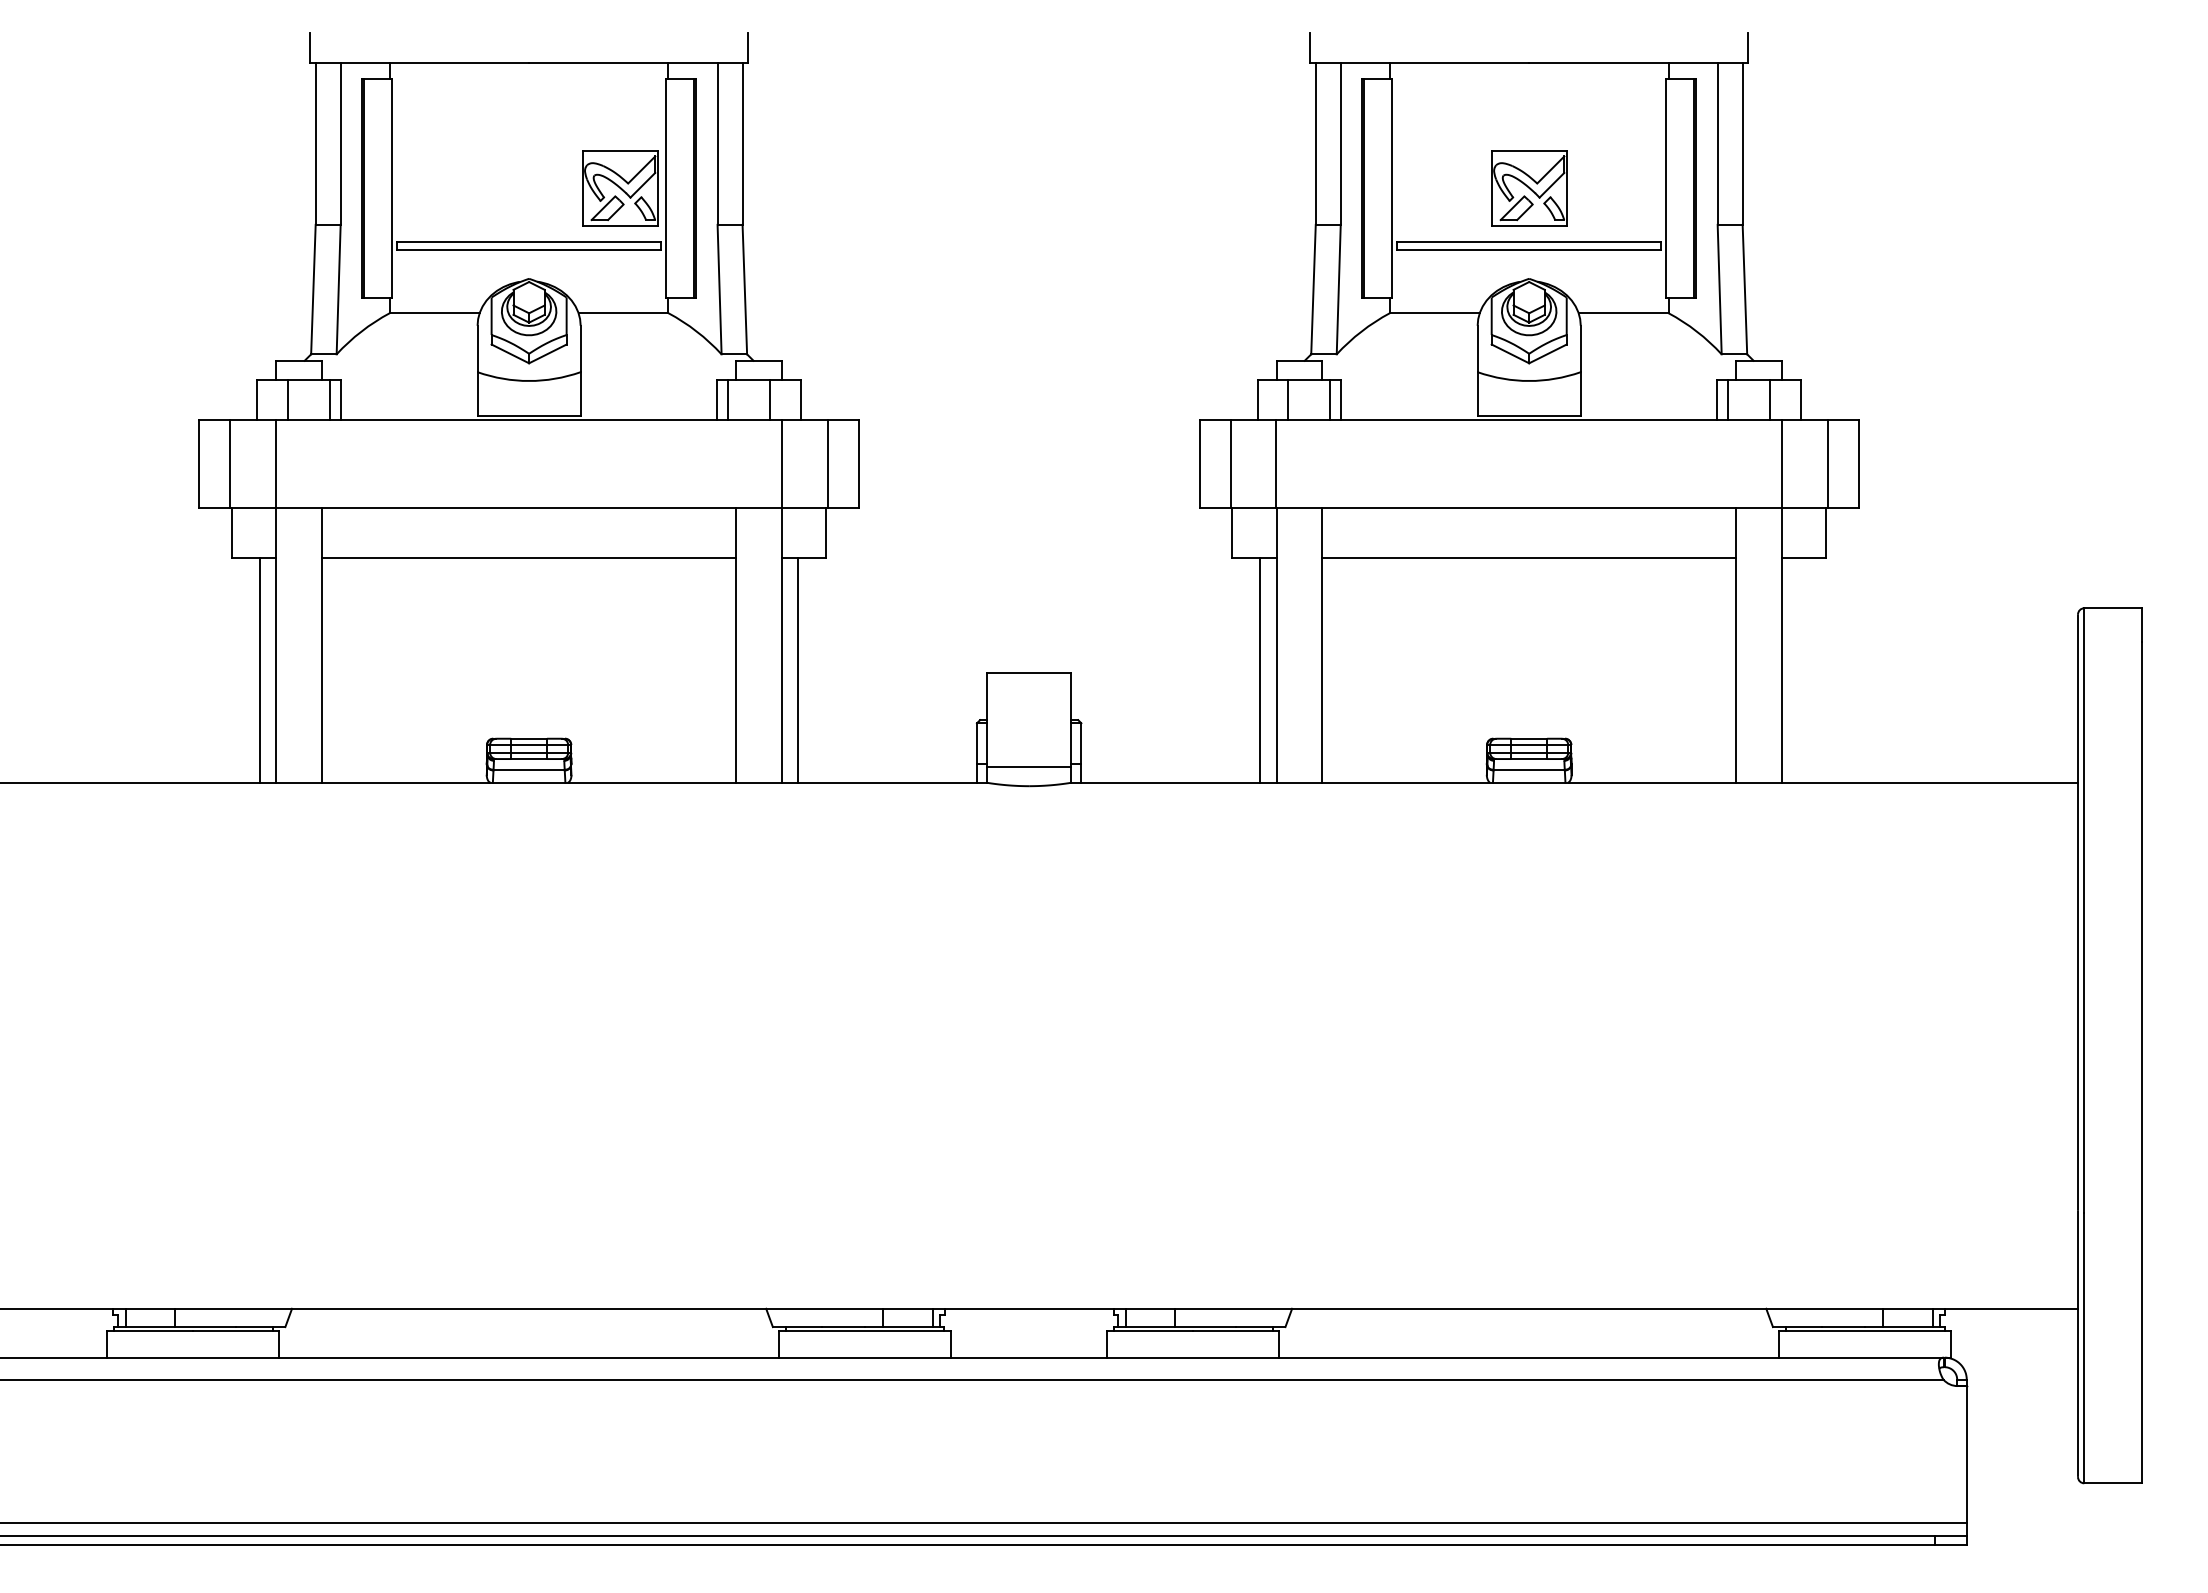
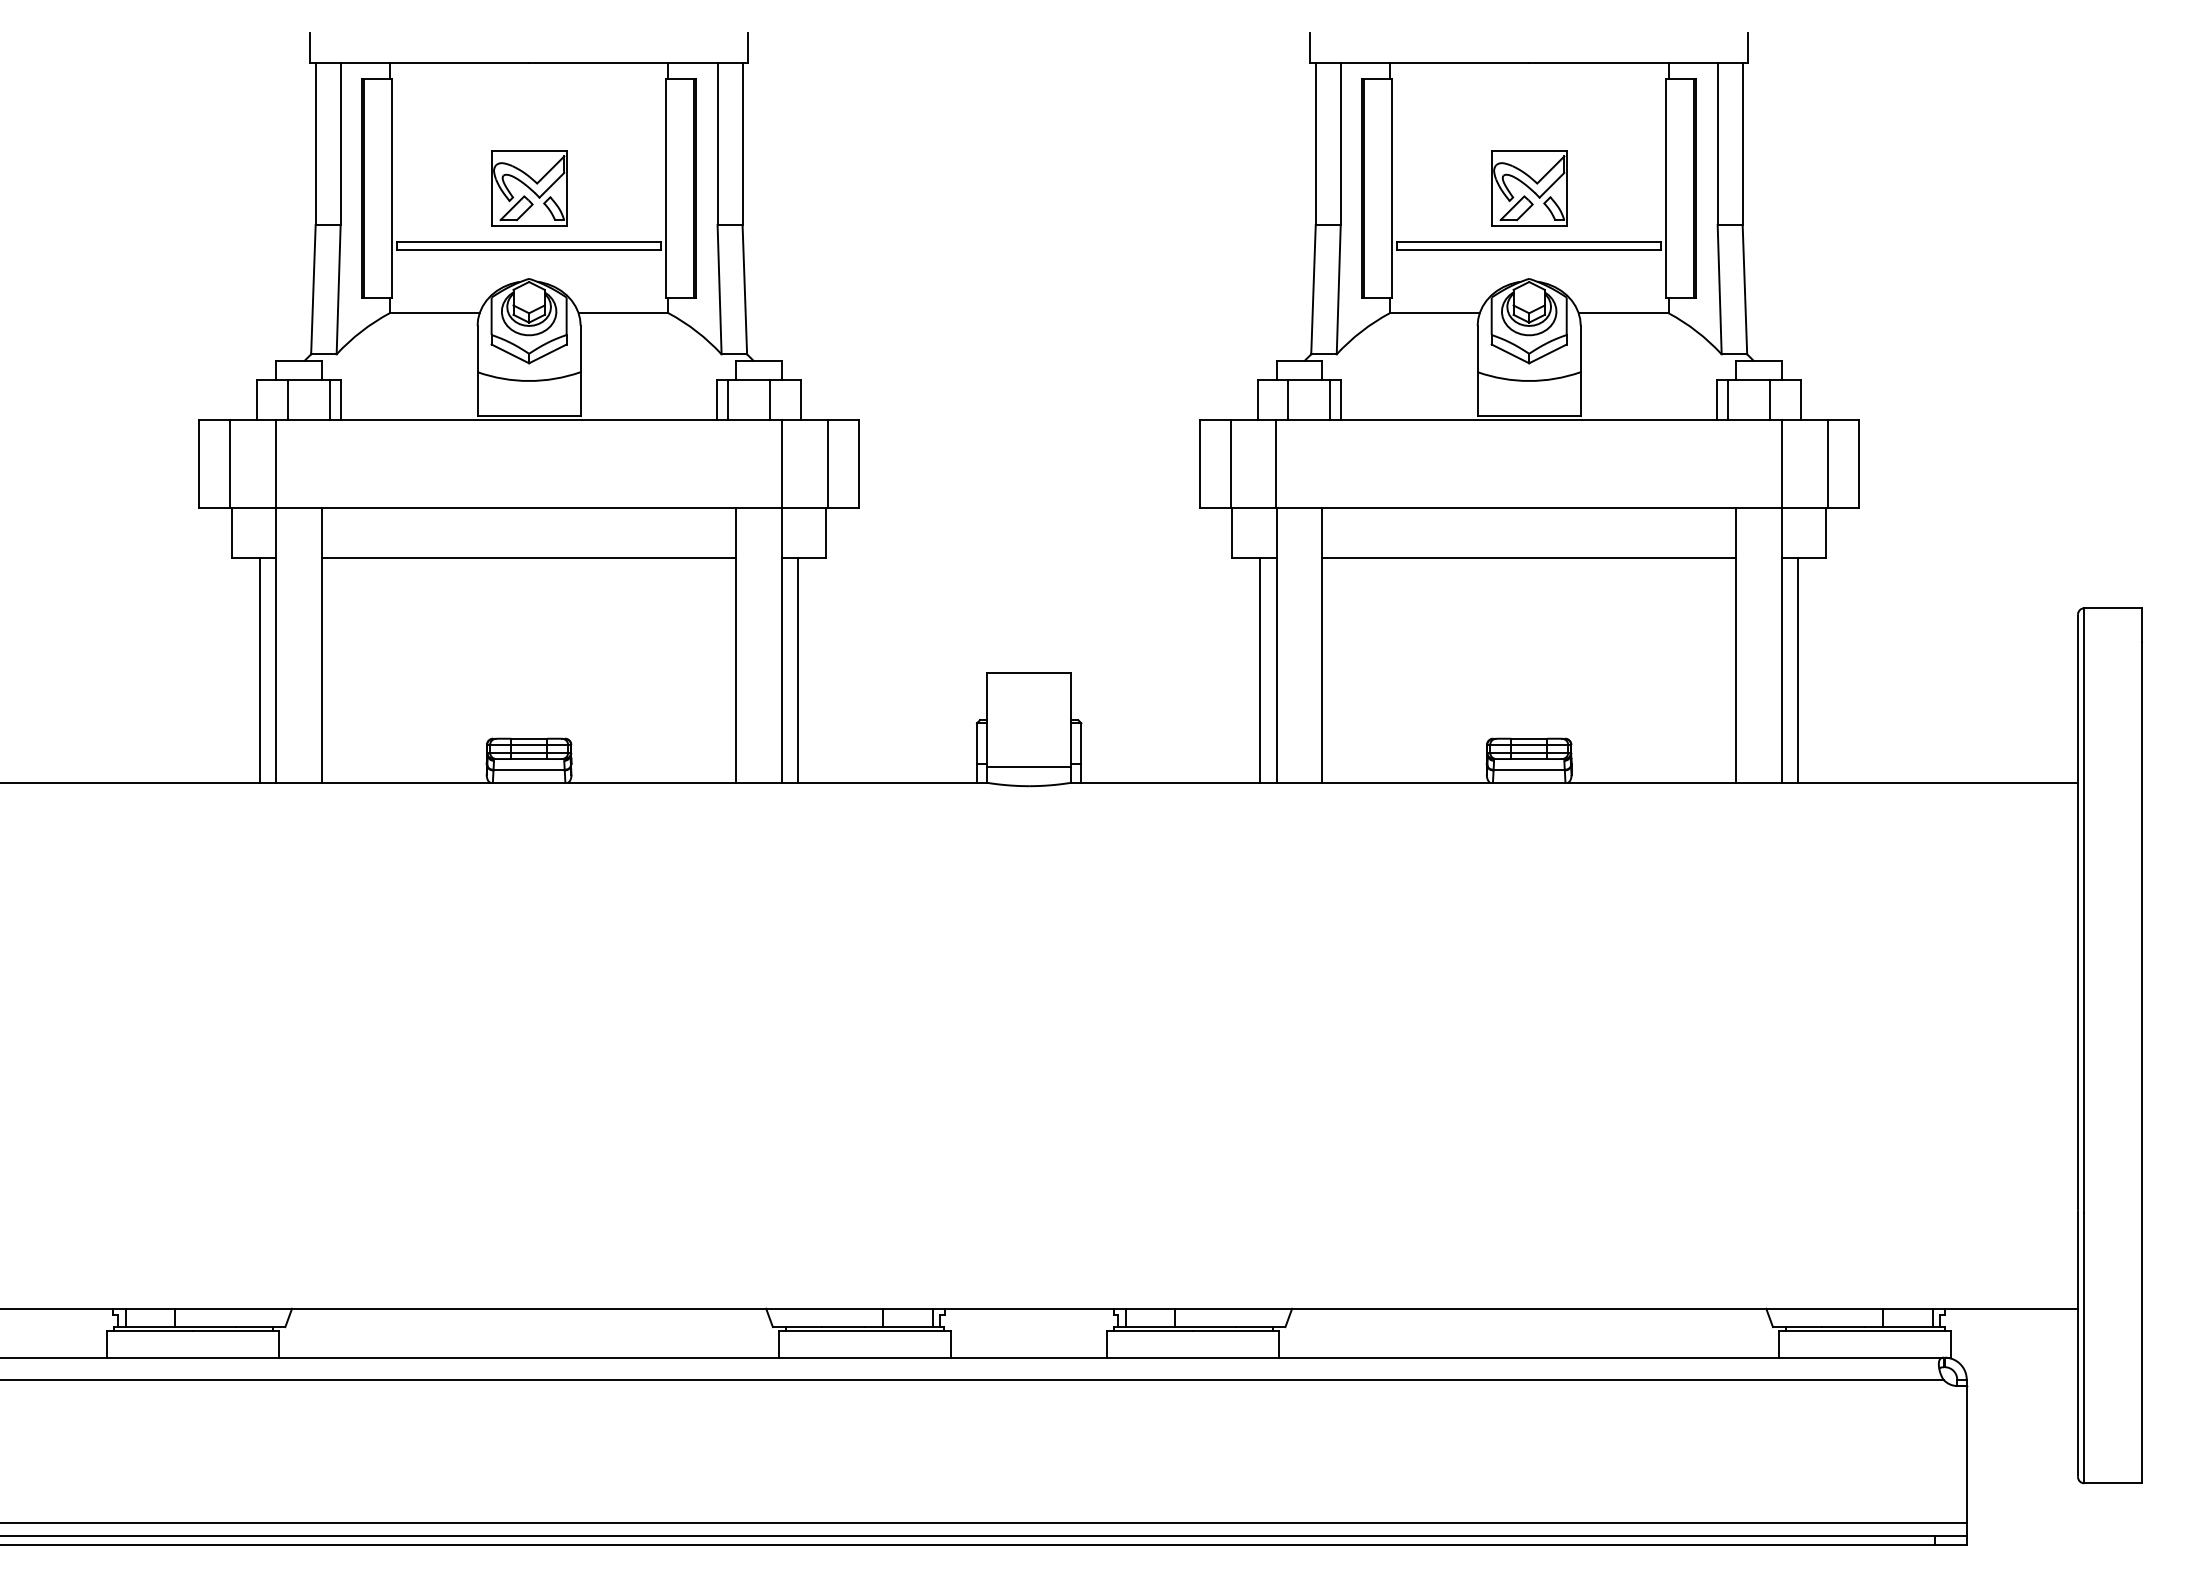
part position: (620, 188) -> (529, 188) (529, 188)
line: none -> present (1797, 669)
